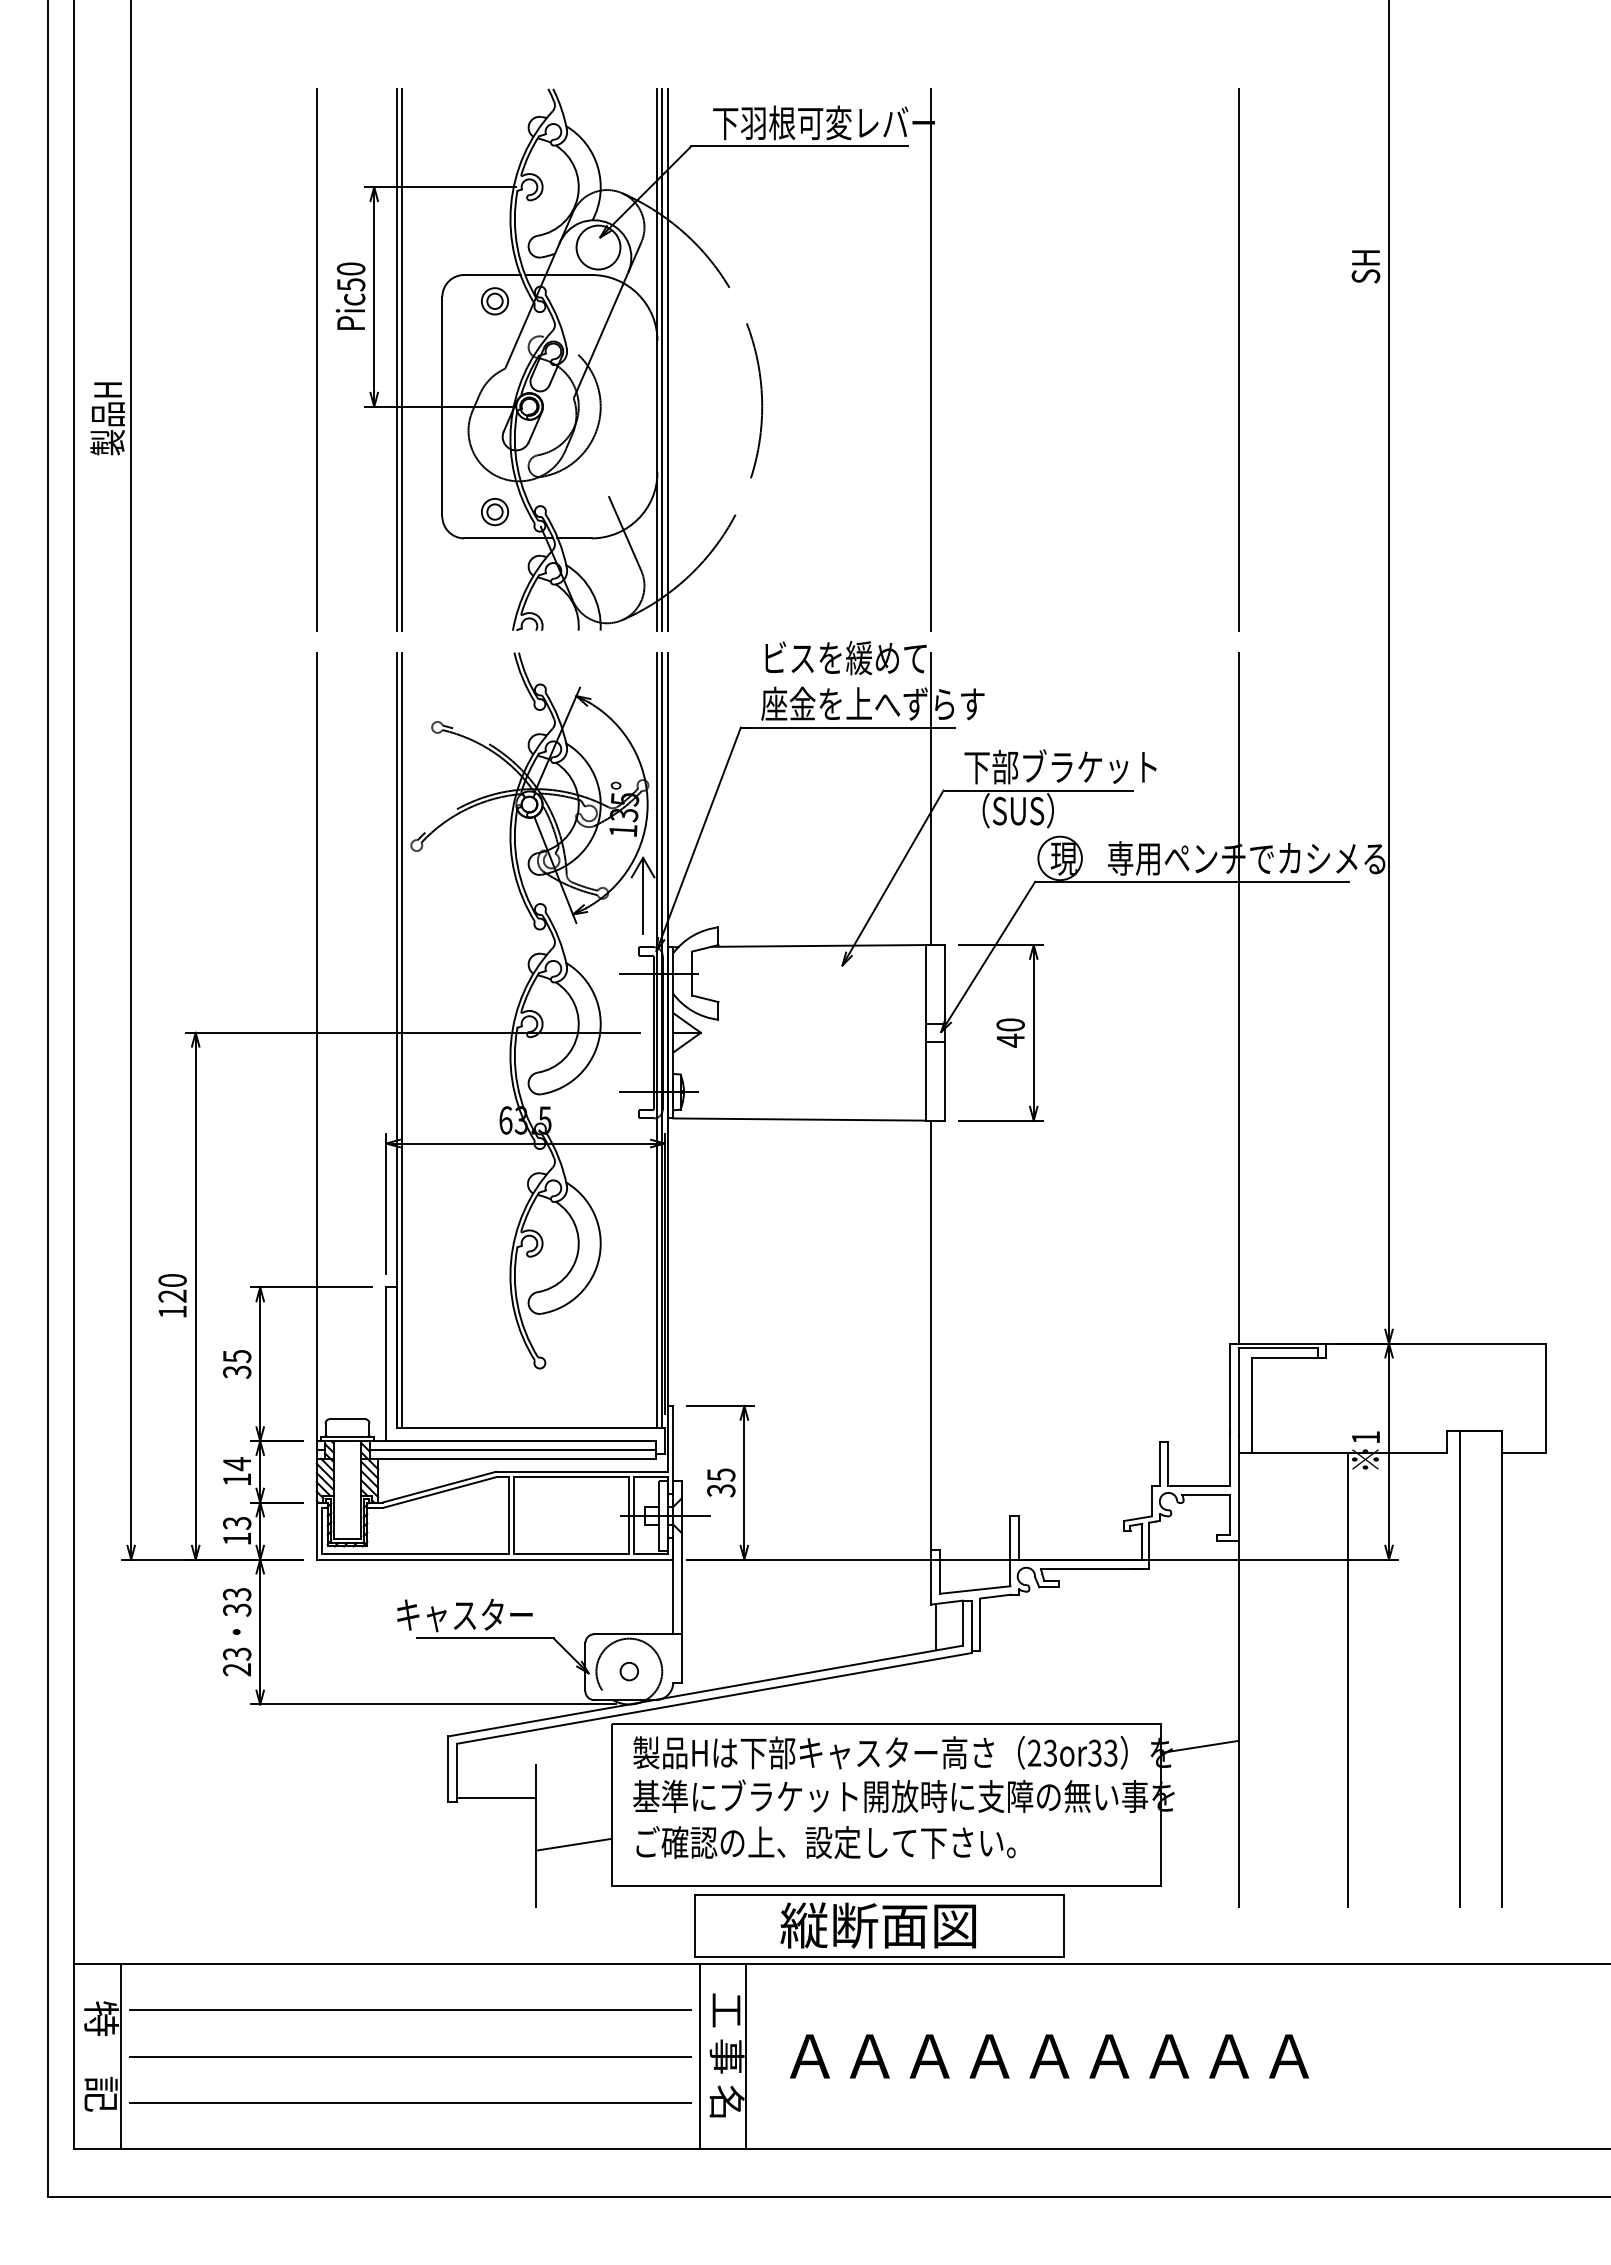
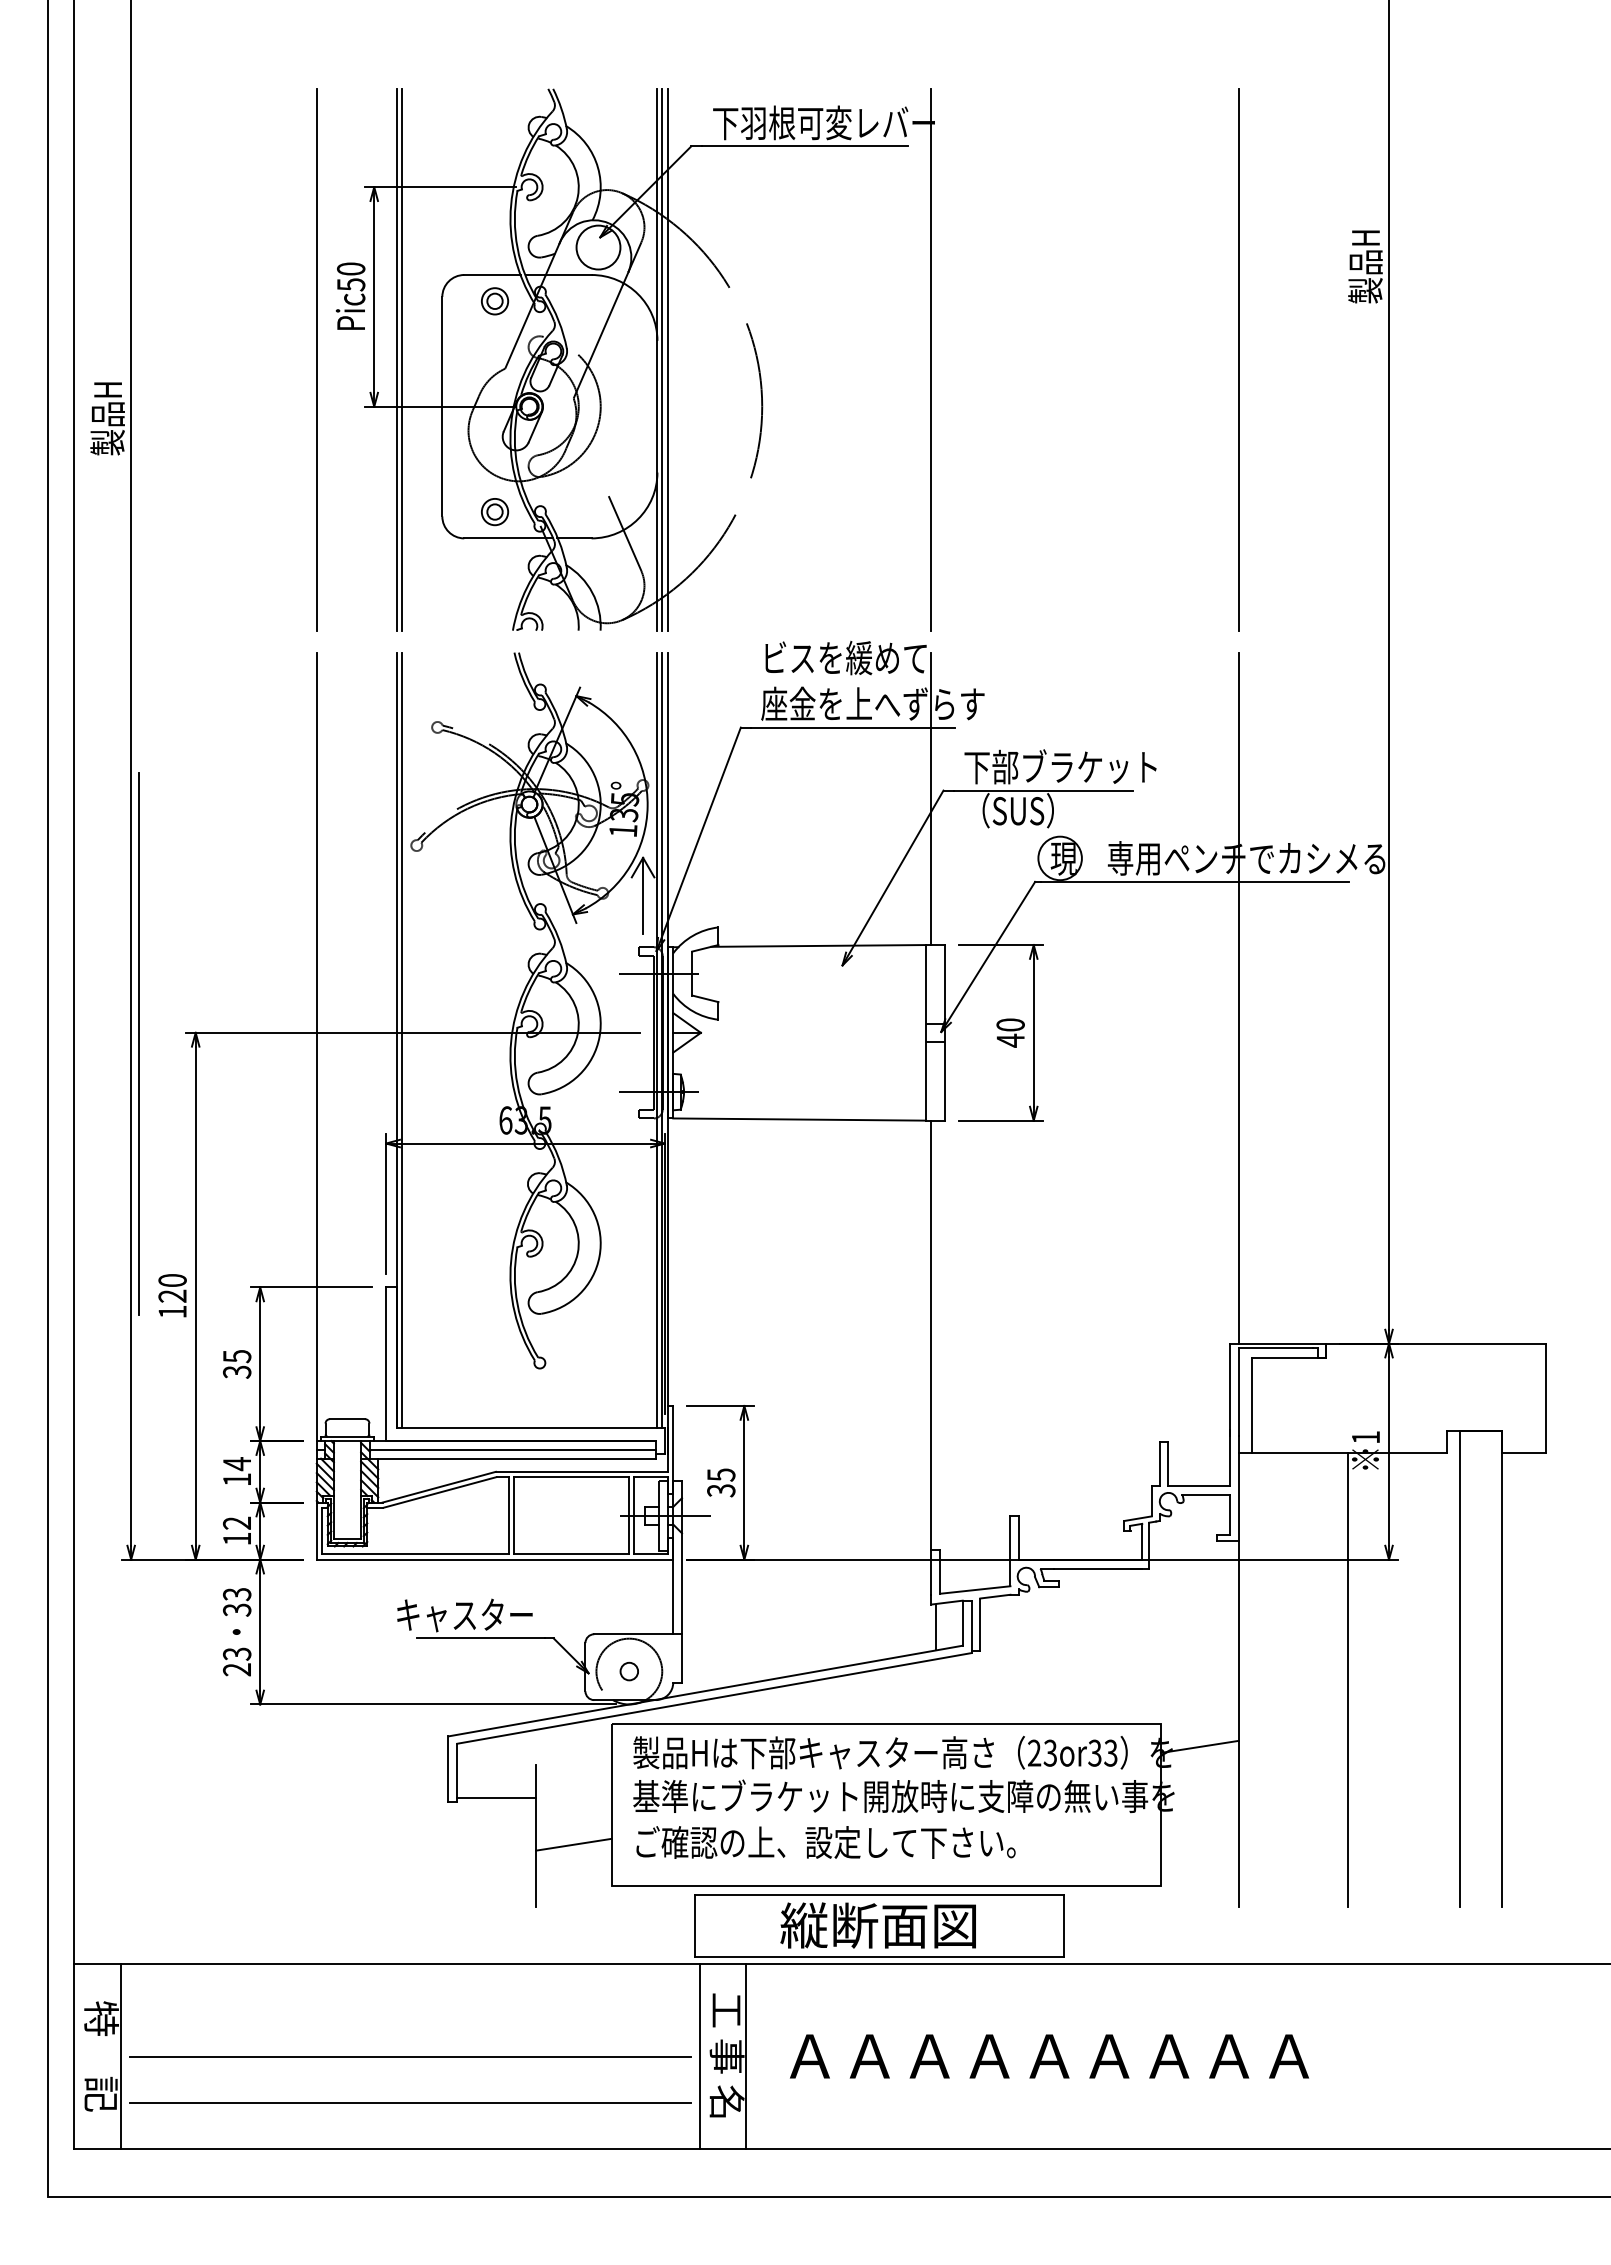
text: SH -> 製品H (1365, 266)
line: none -> present (138, 1043)
text: 13 -> 12 (237, 1523)
line: present -> none (409, 2010)
